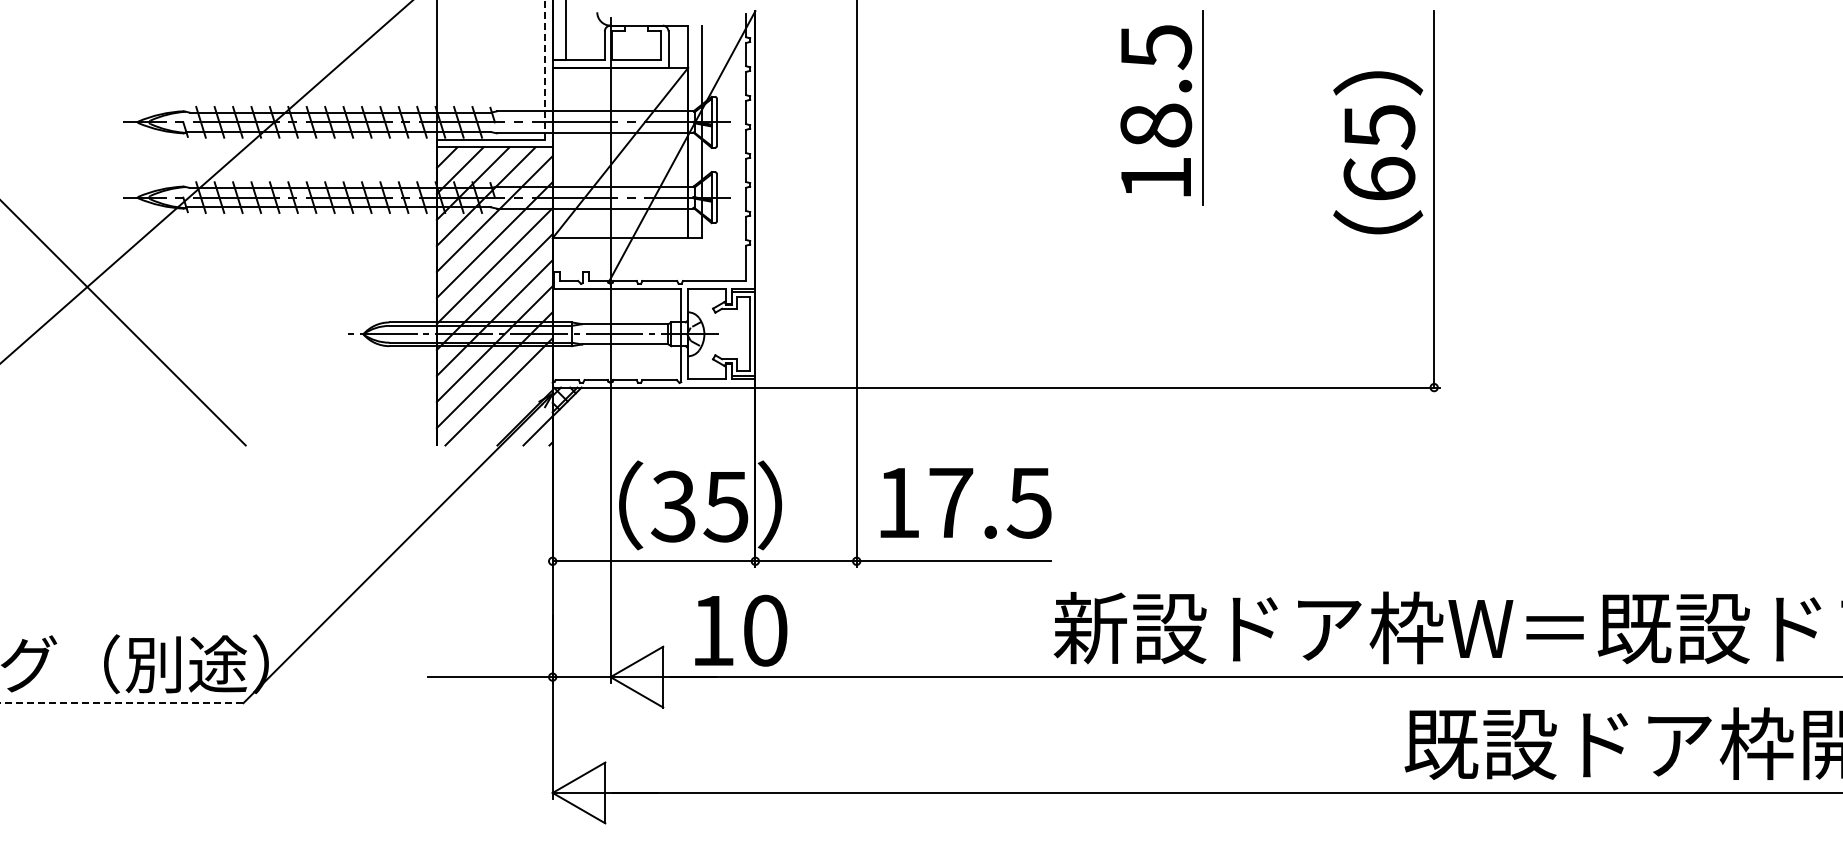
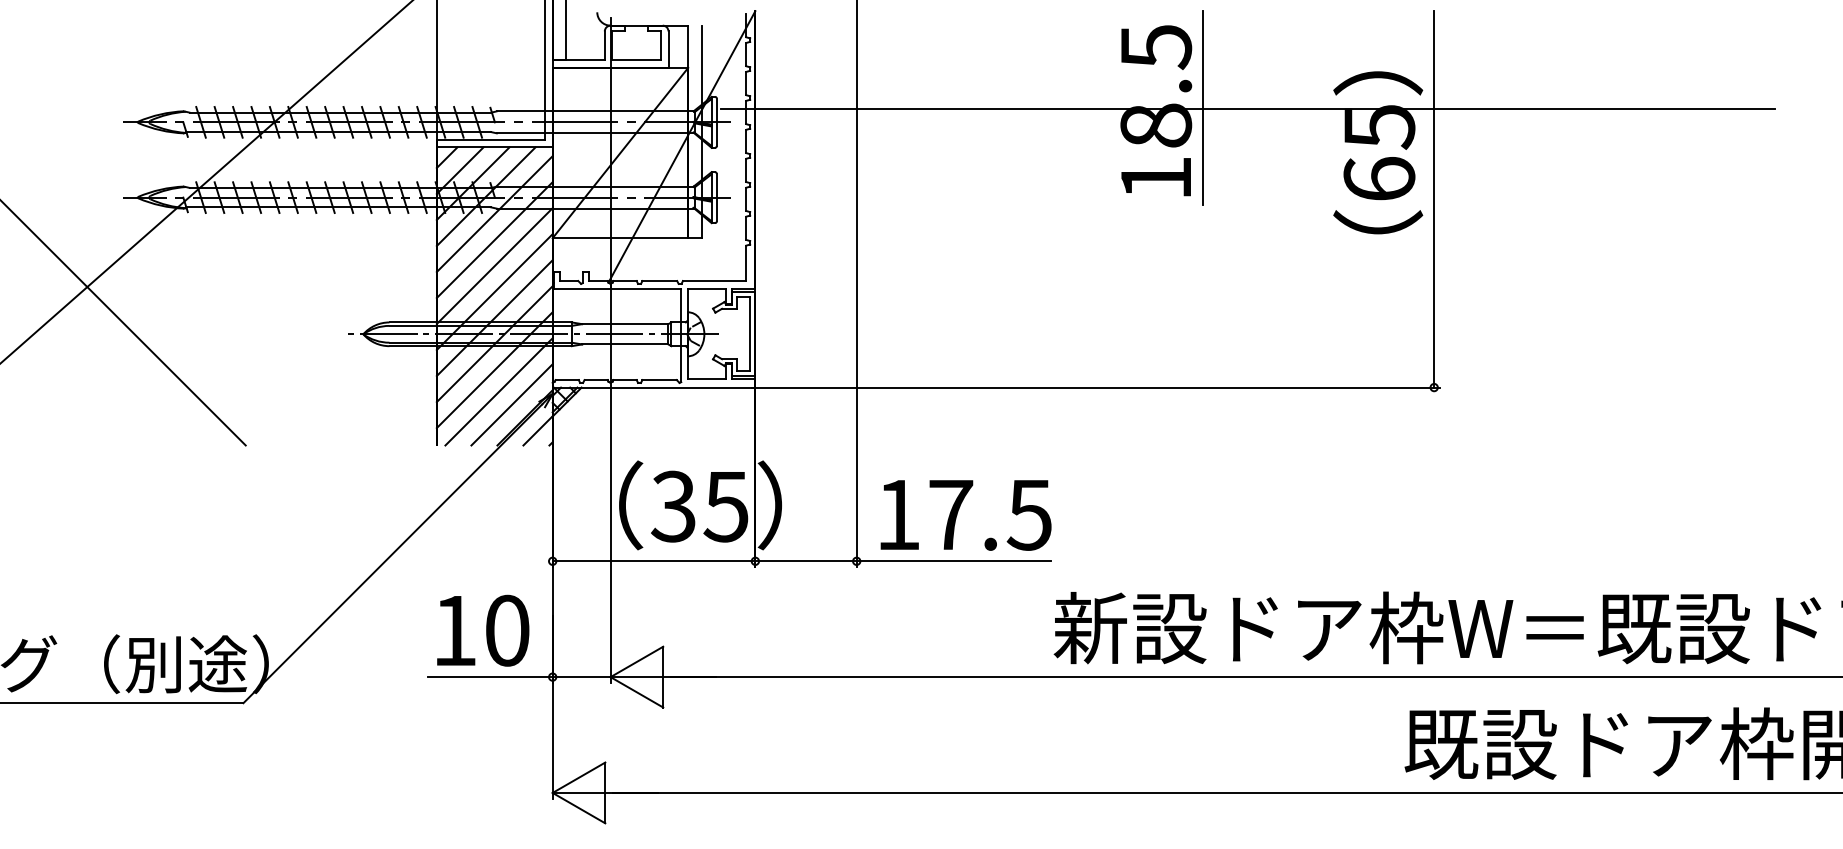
line: dashed -> solid (544, 70)
line: none -> present (1247, 108)
line: none -> present (511, 404)
text position: (965, 503) -> (965, 515) (965, 515)
text position: (741, 630) -> (483, 630) (483, 630)
line: dashed -> solid (121, 703)
